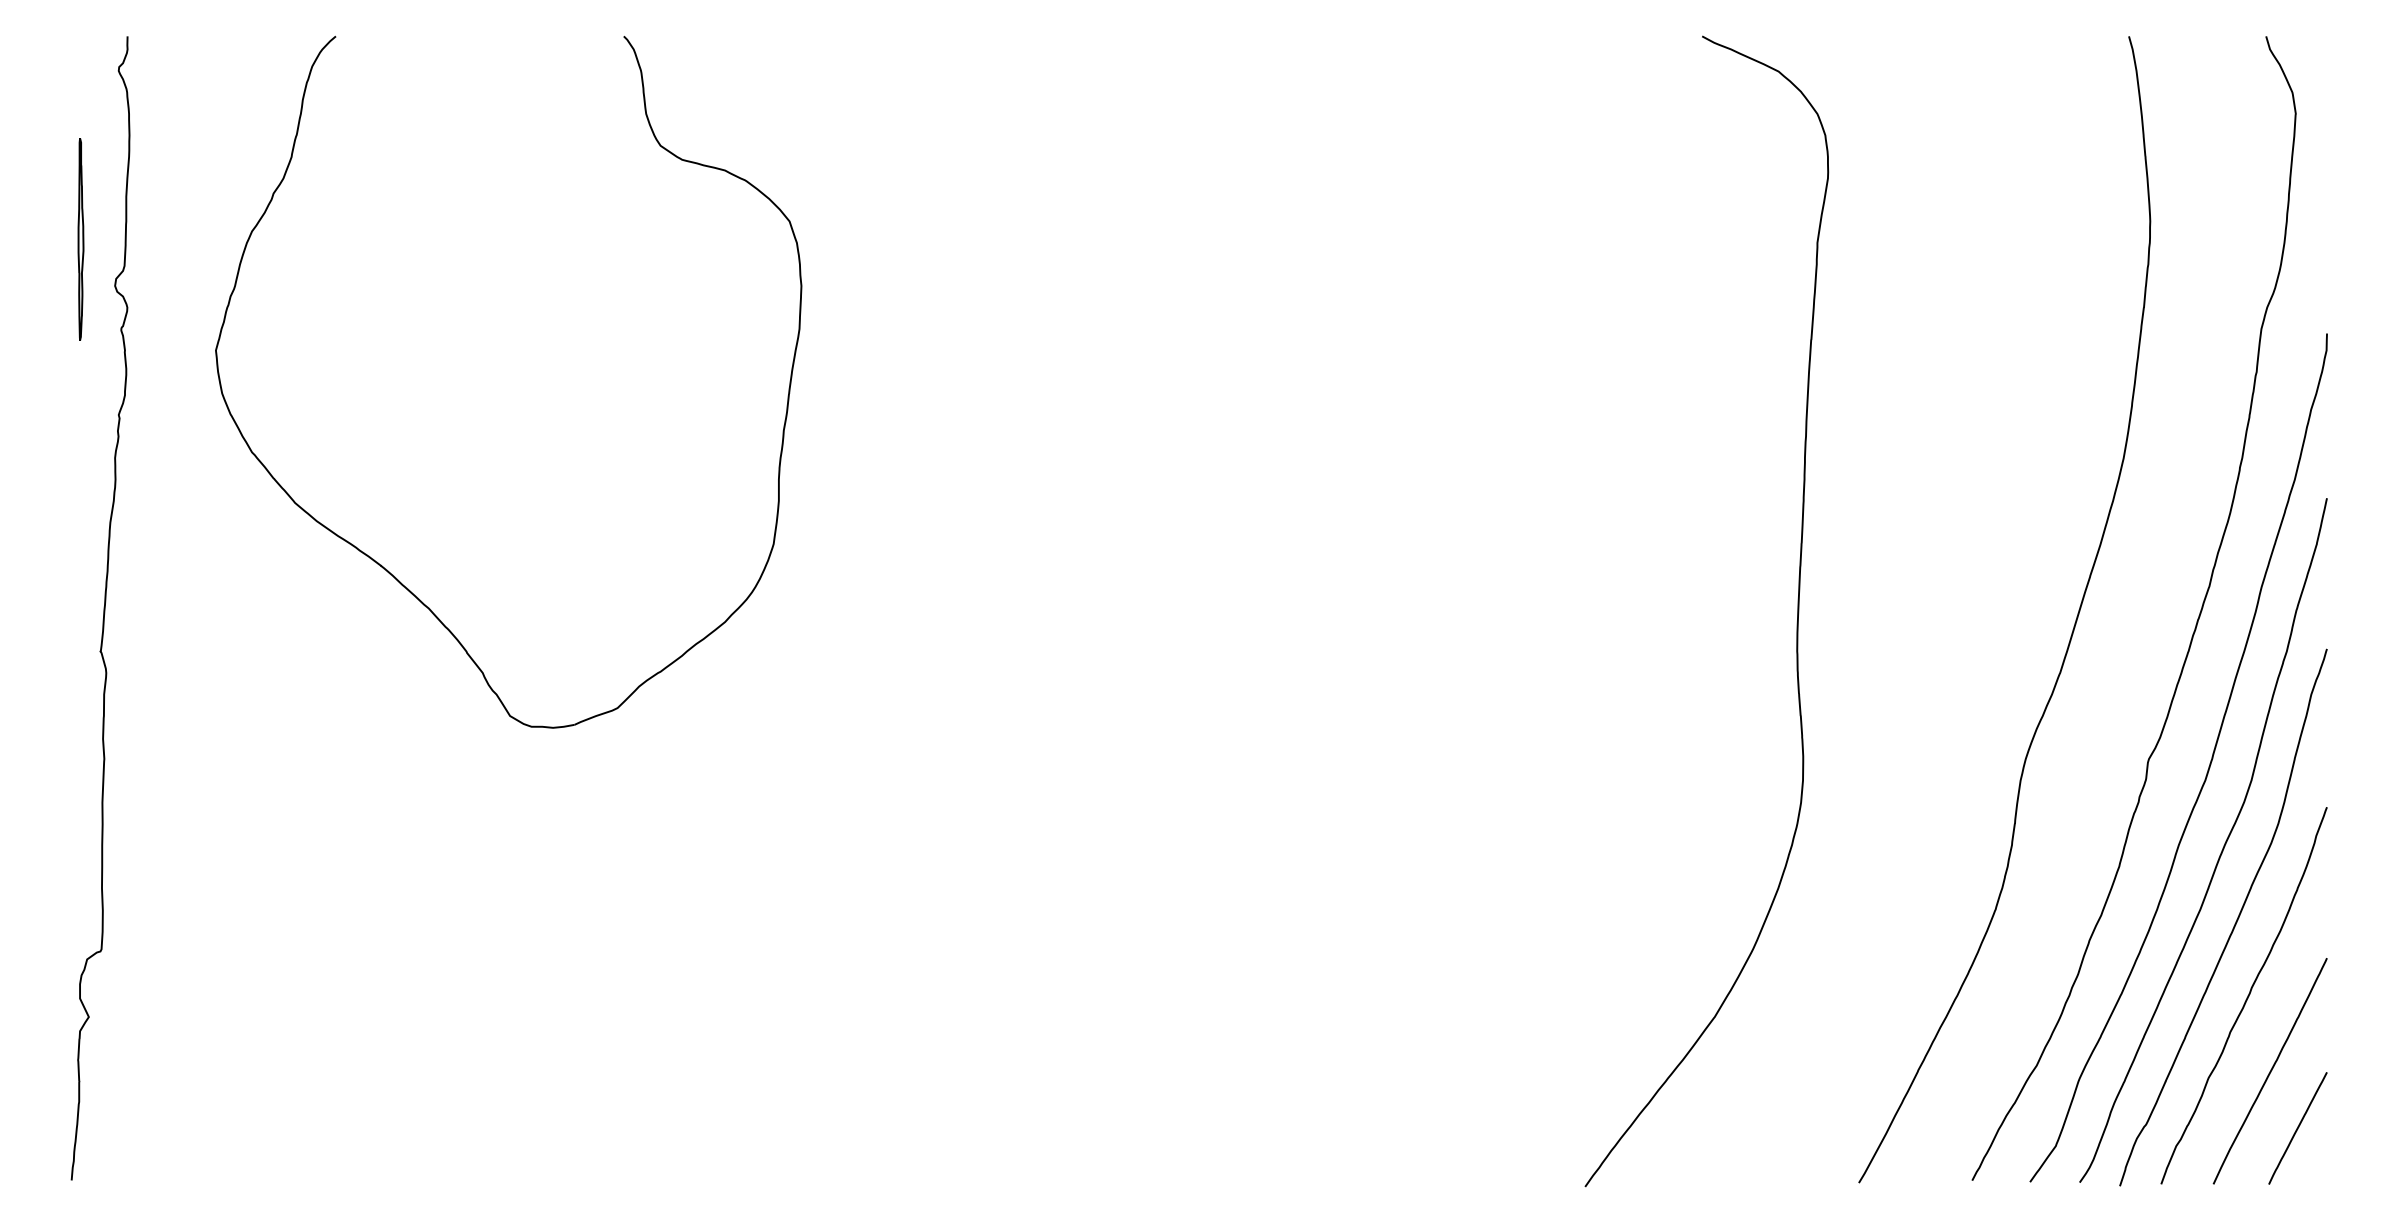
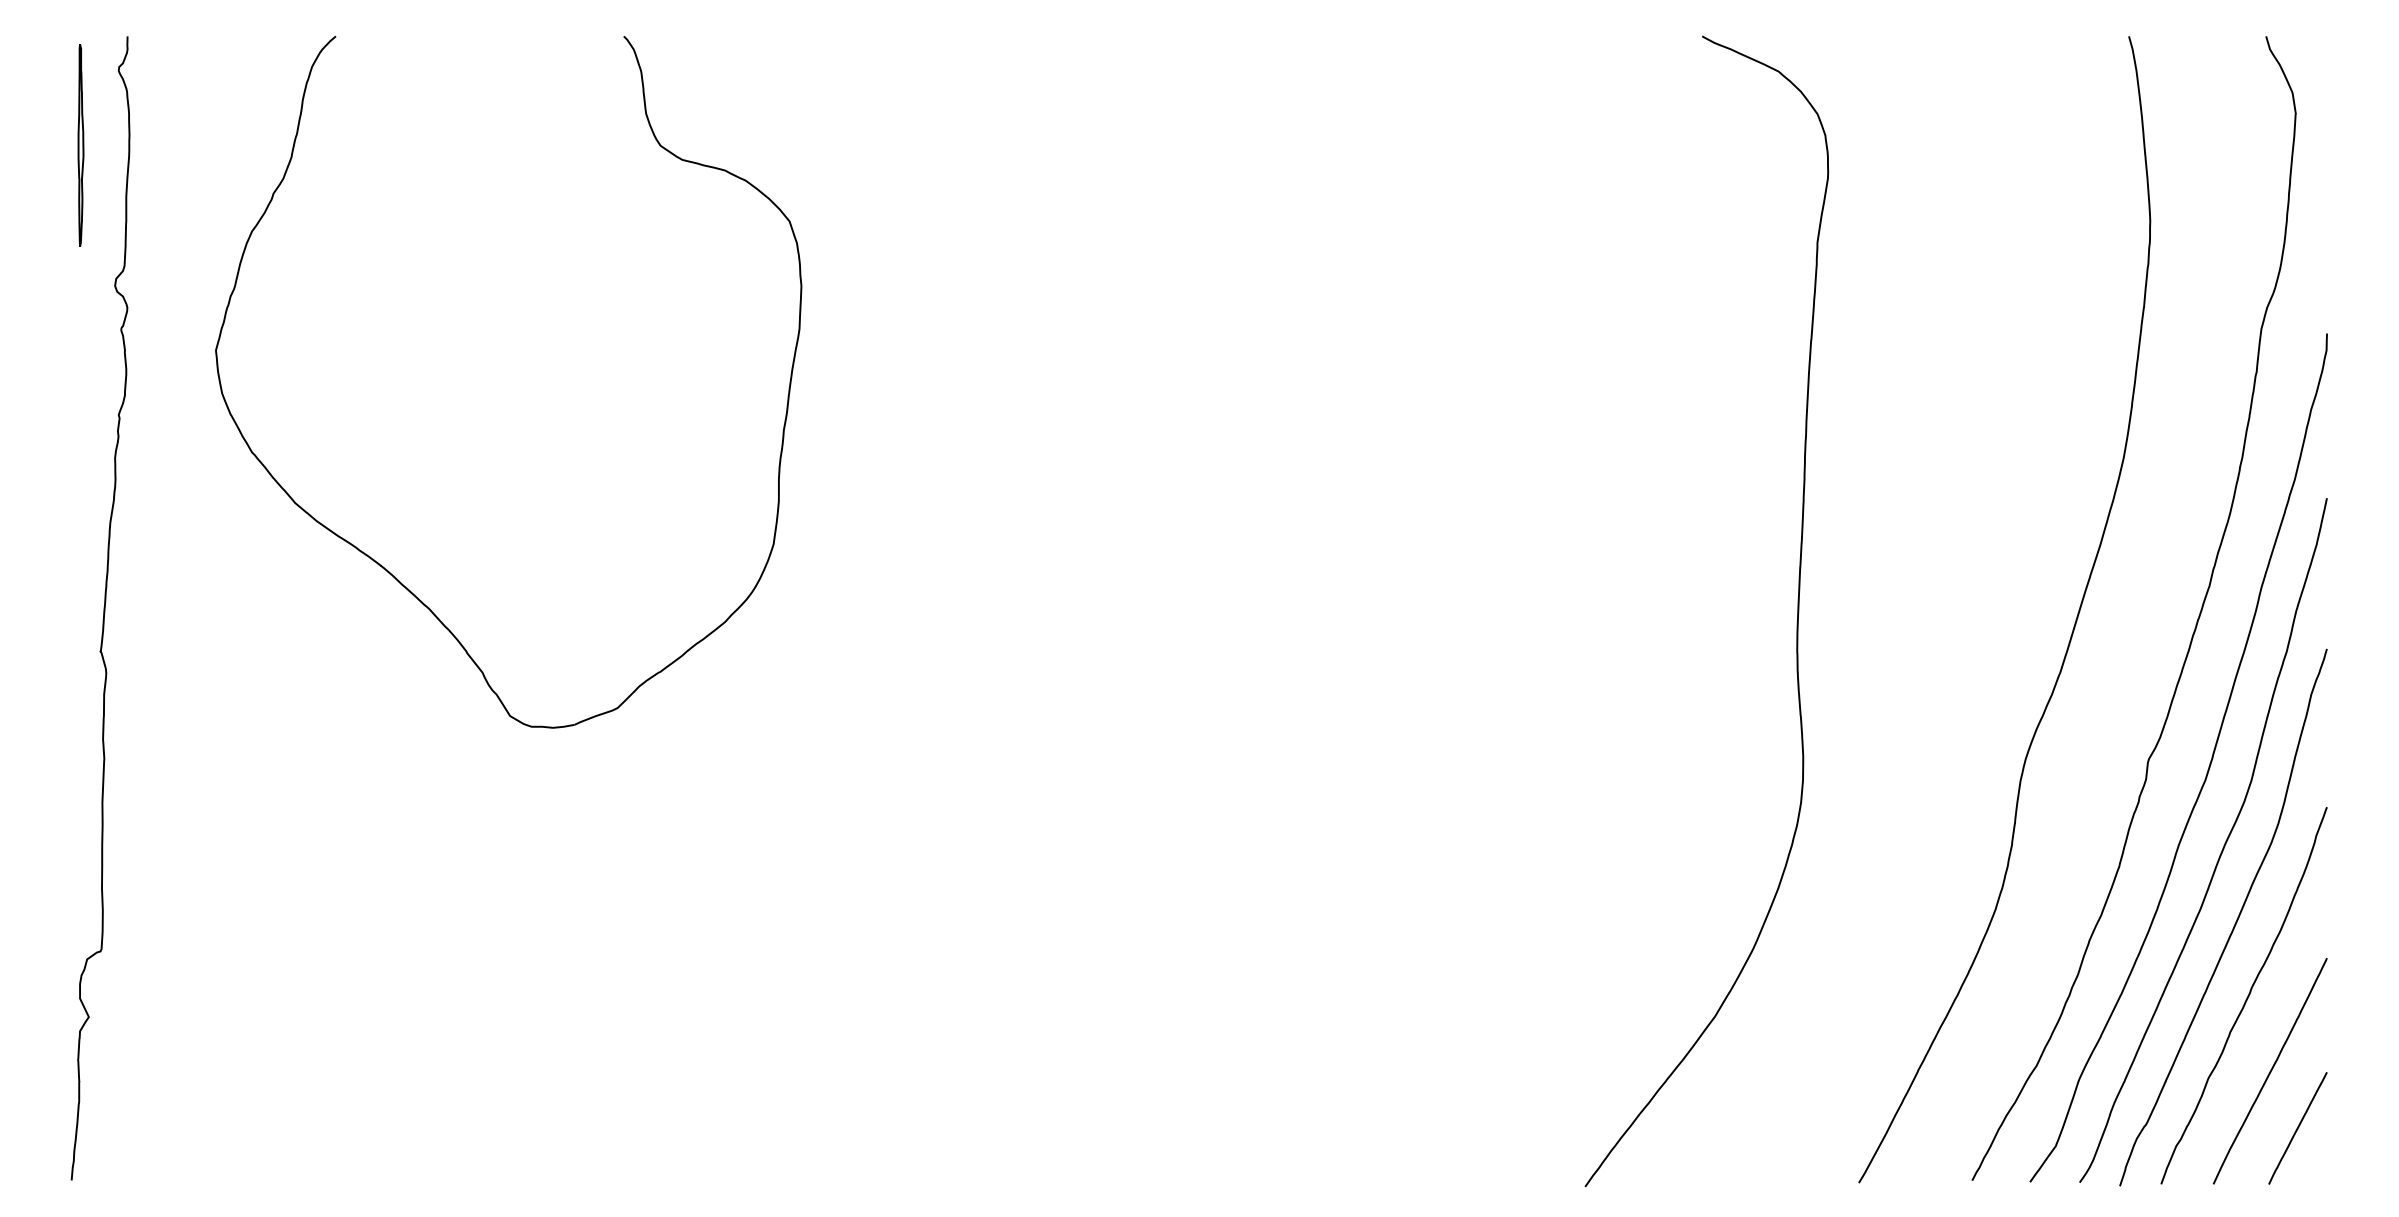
part position: (80, 239) -> (80, 145) (80, 145)
